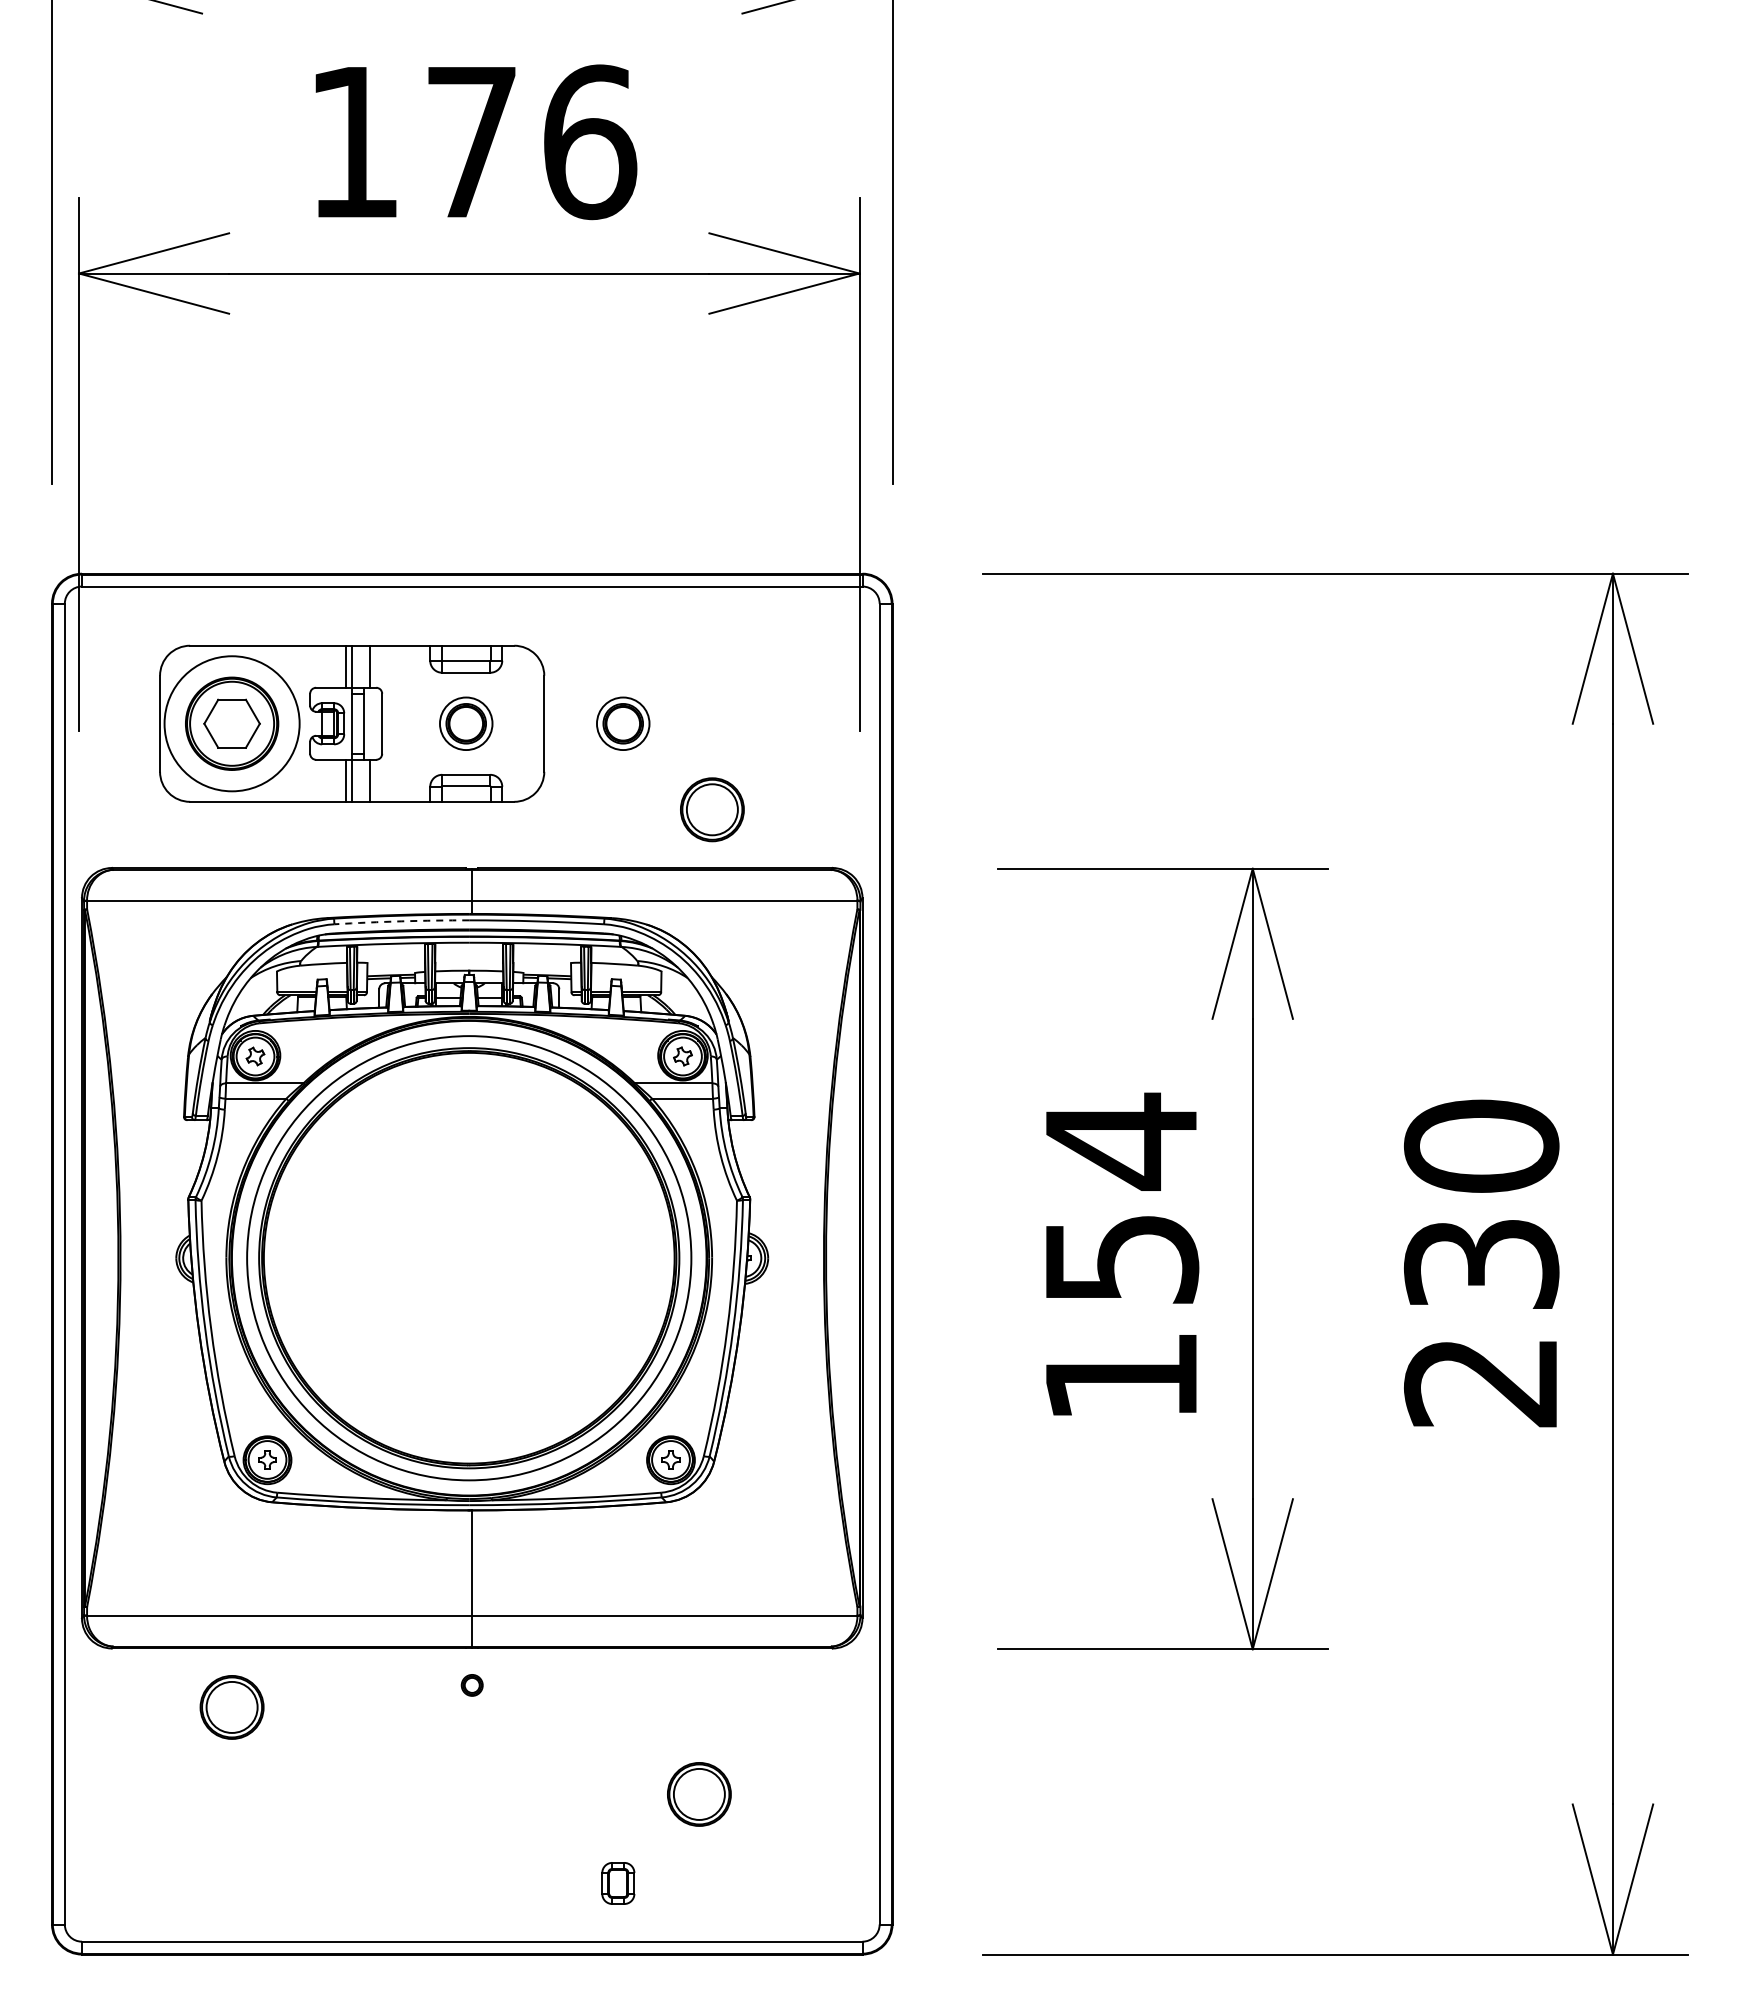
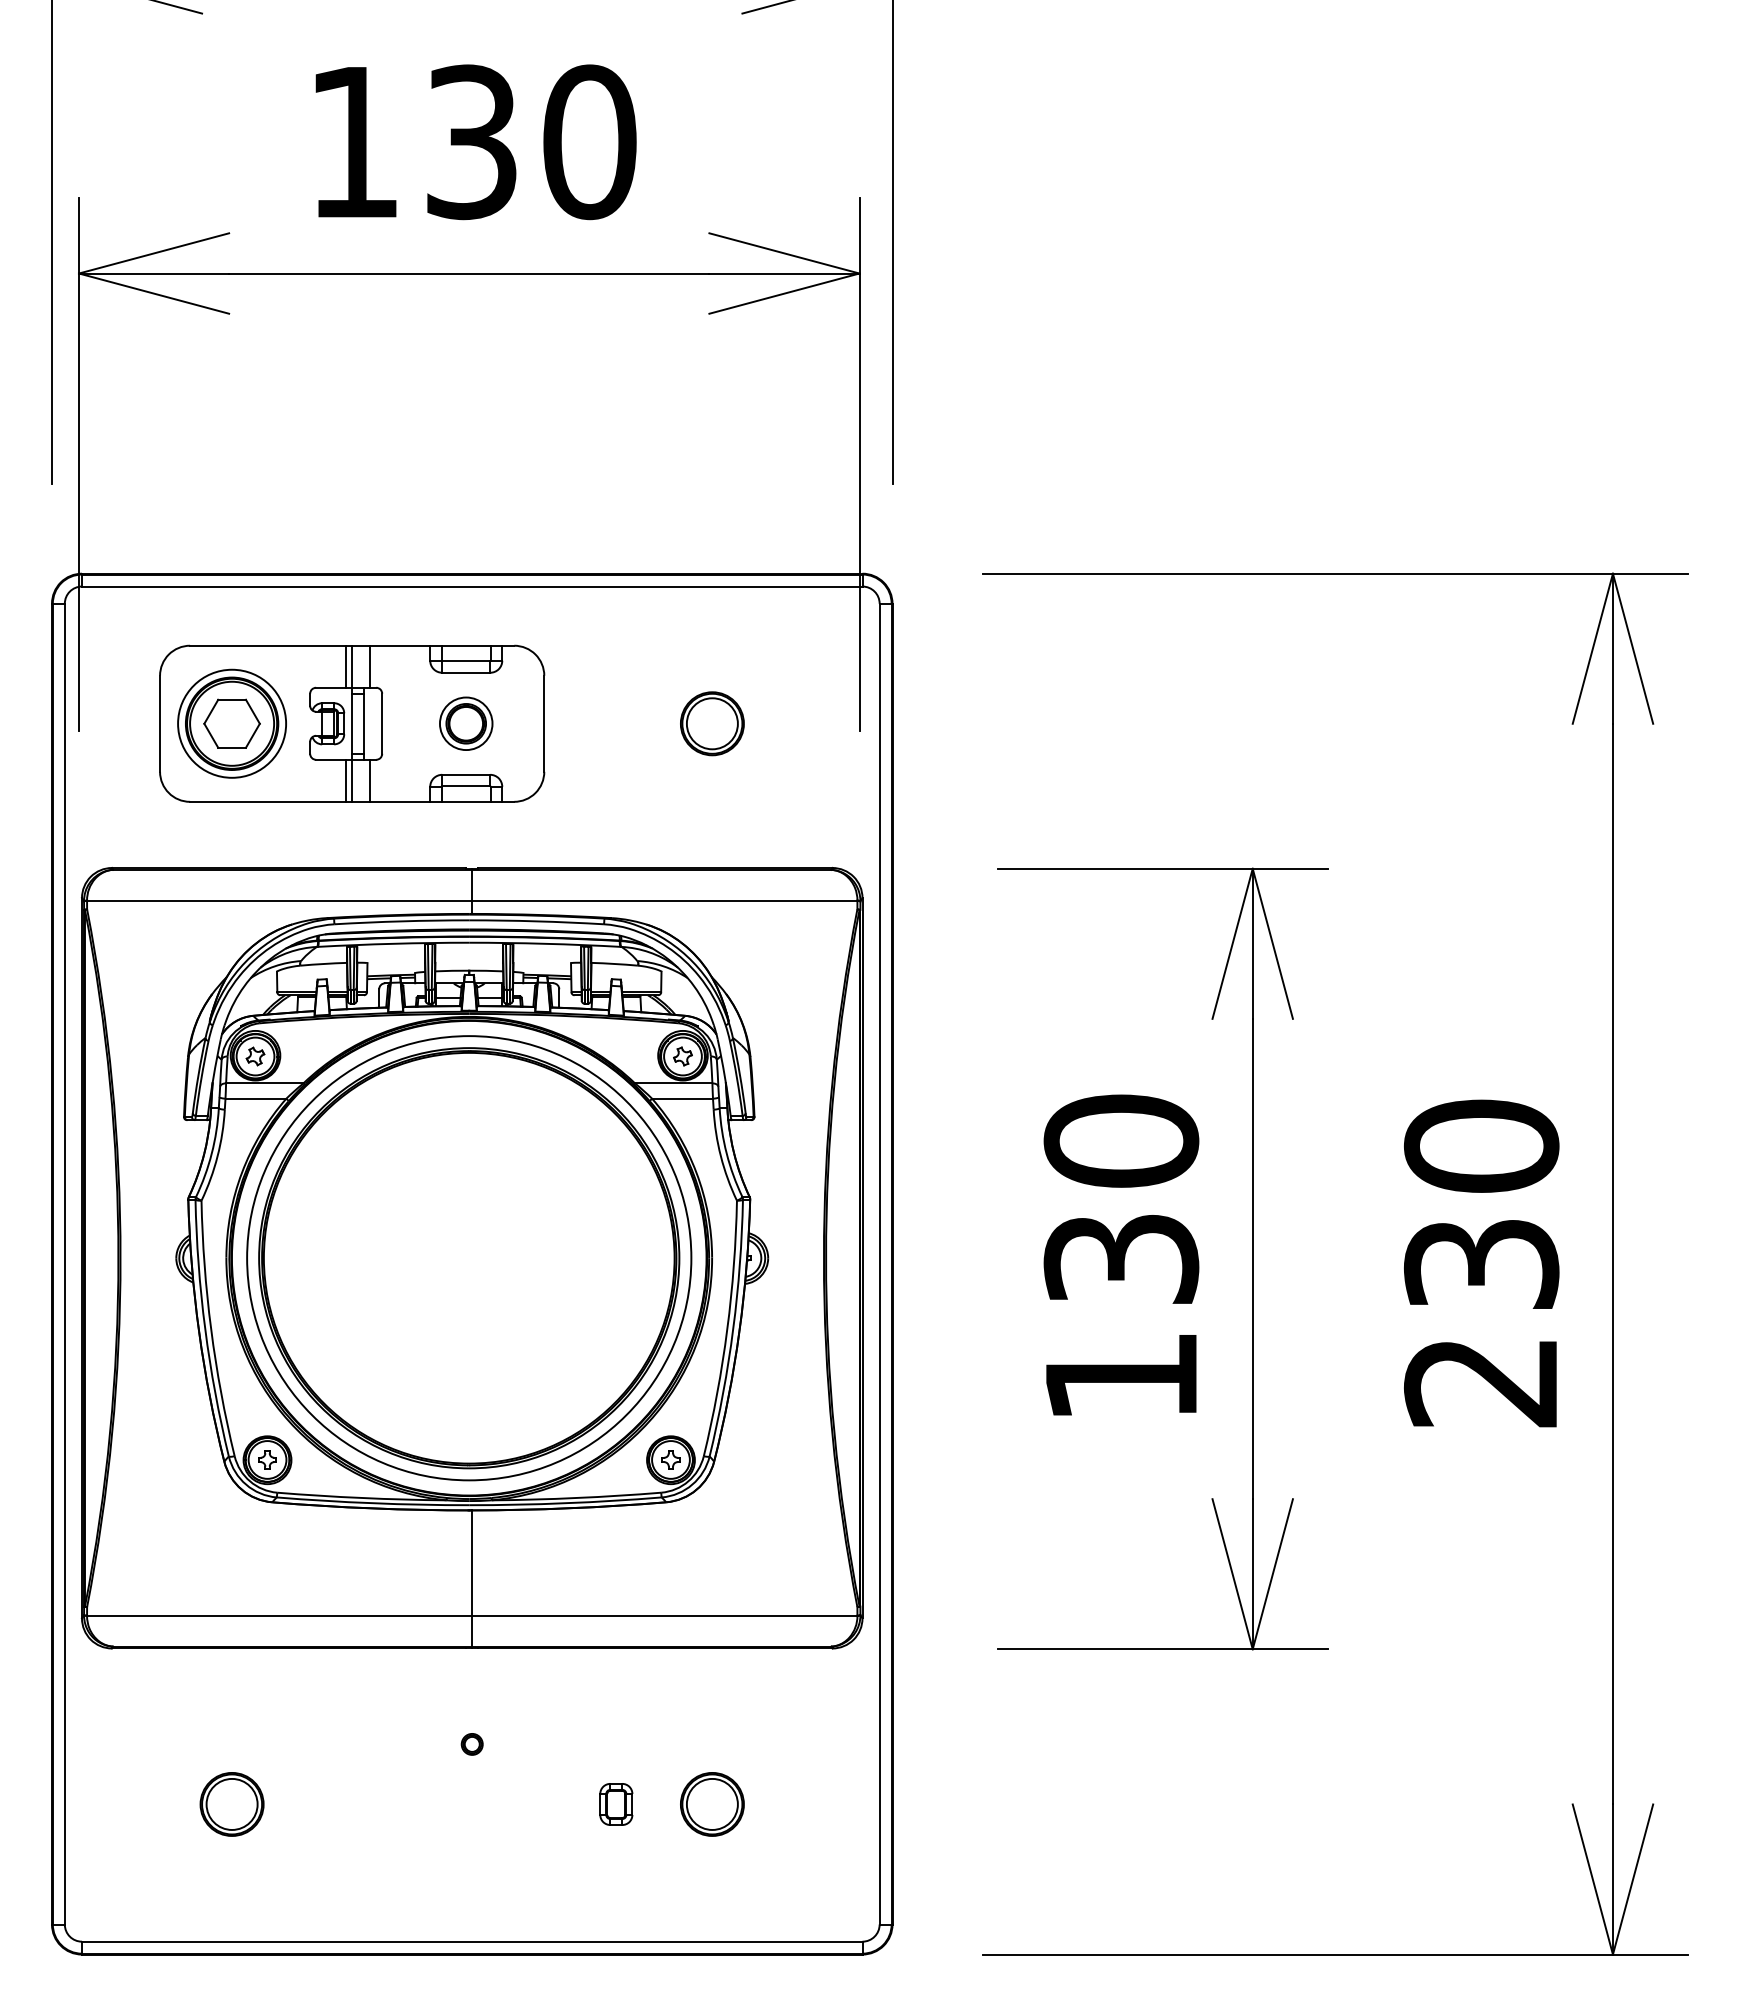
text: 176 -> 130 (532, 142)
circle diameter: 135 px -> 108 px (232, 723)
part: present -> none (623, 723)
part position: (712, 809) -> (712, 723) (712, 723)
arc: dashed -> solid (401, 921)
text: 154 -> 130 (1121, 1197)
part position: (471, 1685) -> (471, 1744) (471, 1744)
part position: (231, 1707) -> (231, 1804) (231, 1804)
part position: (699, 1794) -> (712, 1804) (712, 1804)
part position: (618, 1883) -> (616, 1804) (616, 1804)
